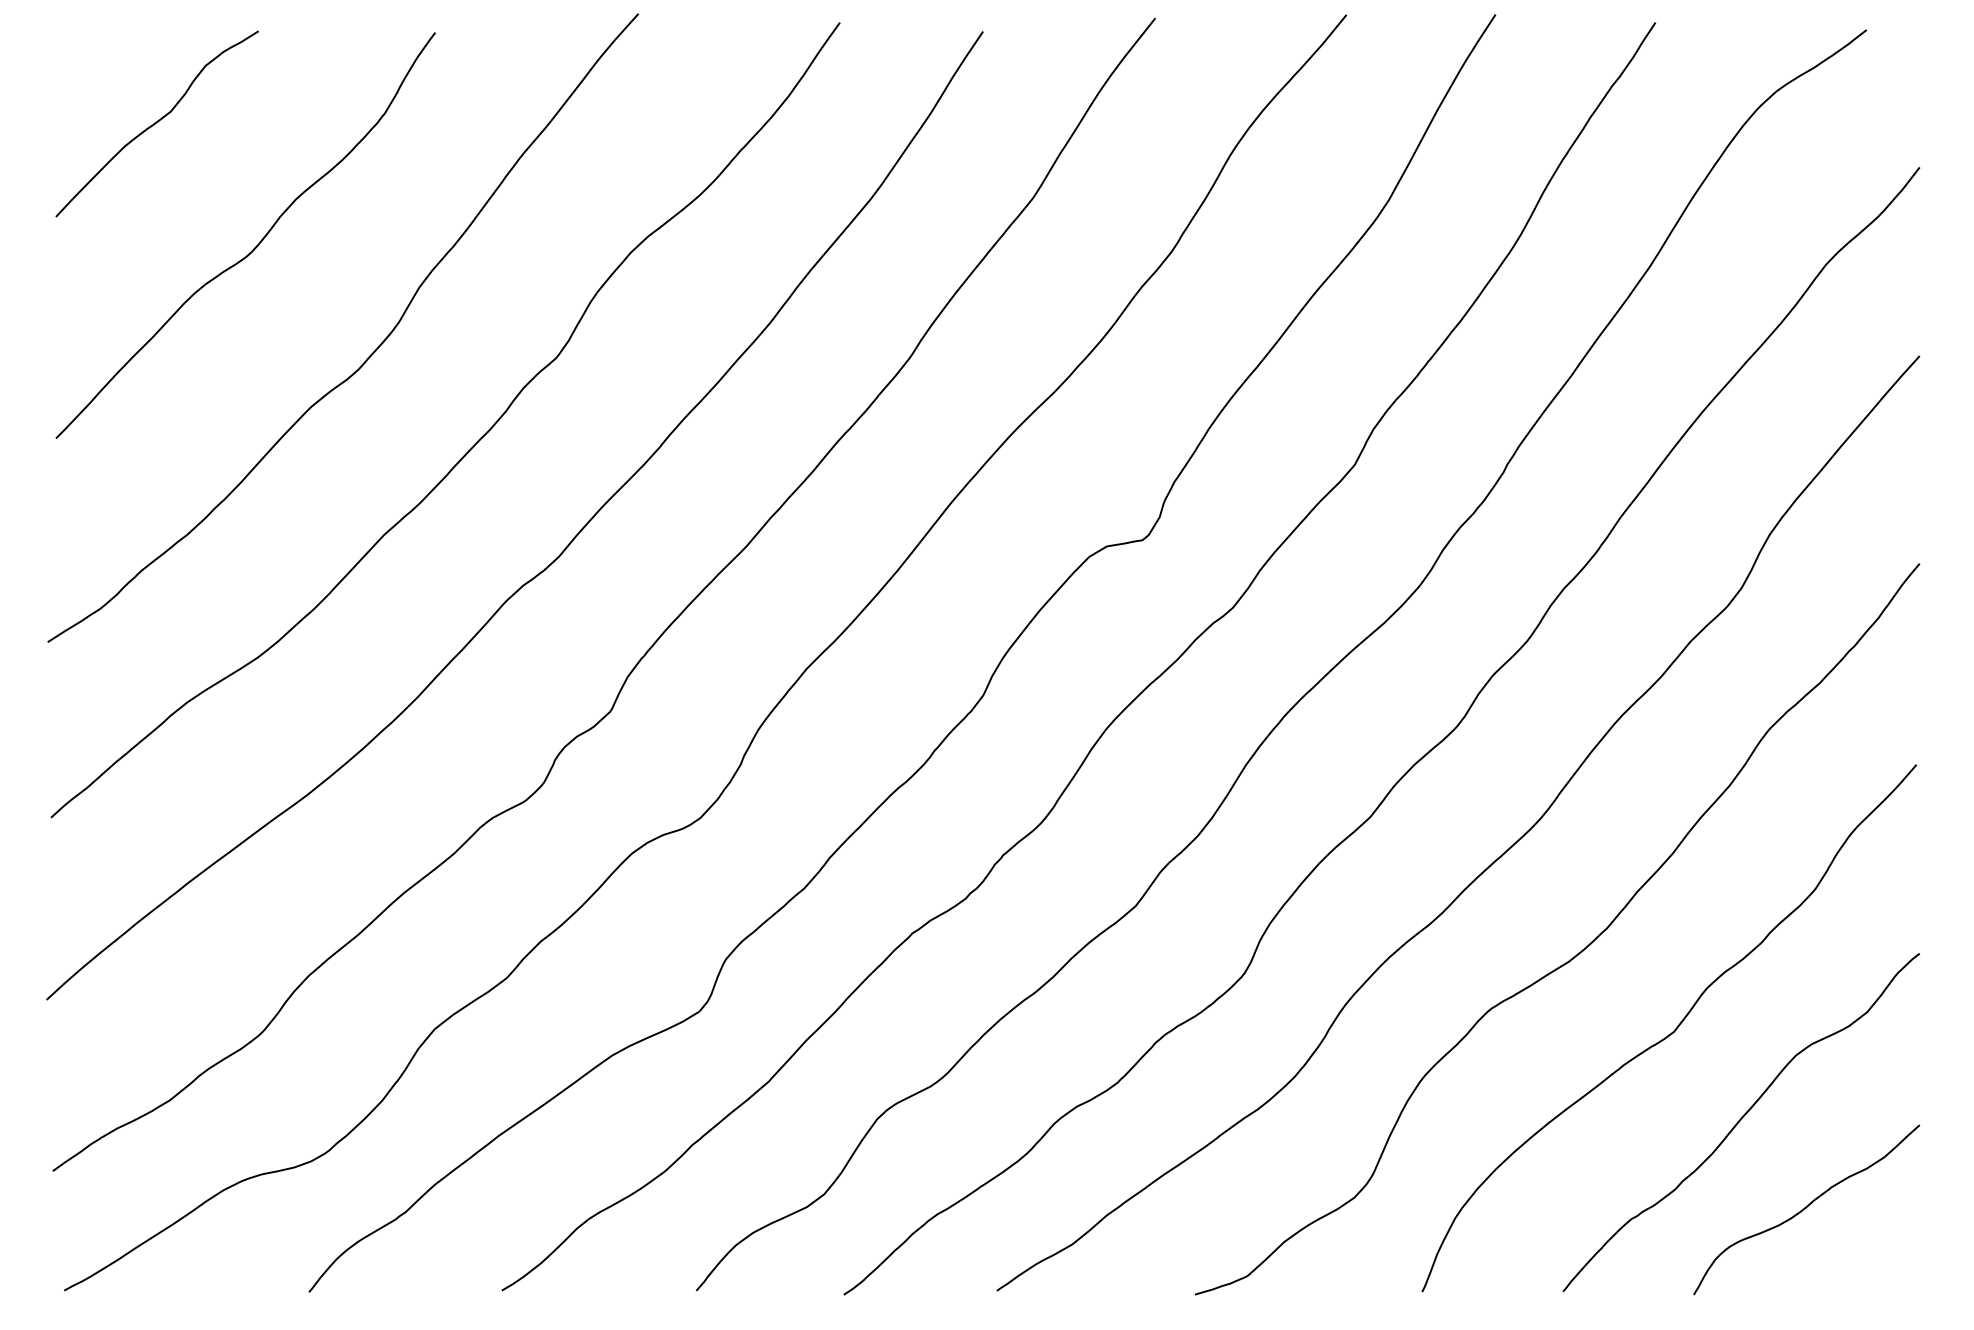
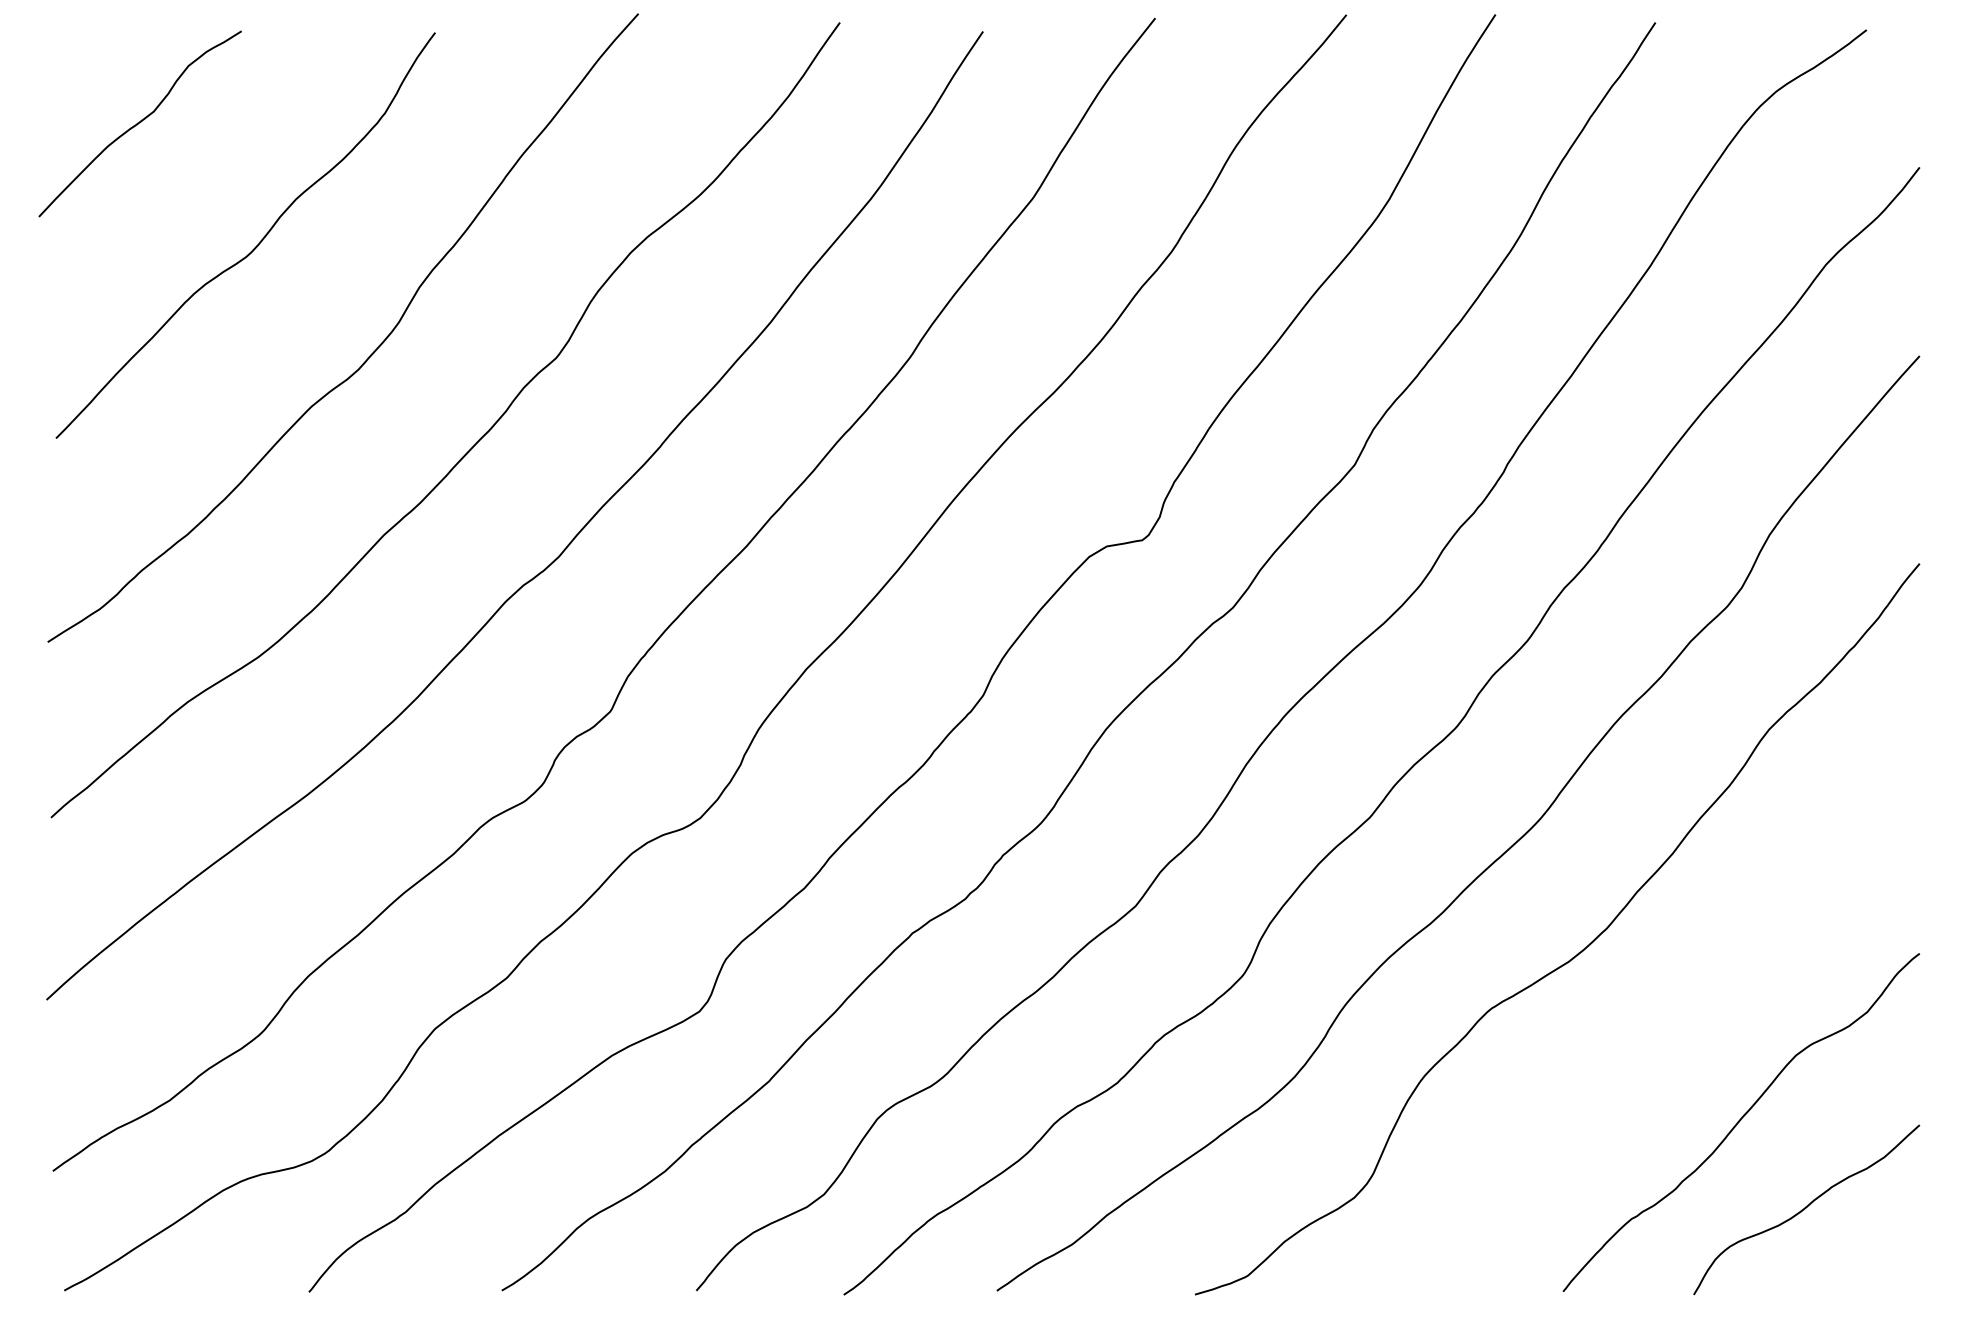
curve position: (156, 123) -> (139, 123) (139, 123)
curve: present -> none (1672, 1031)
